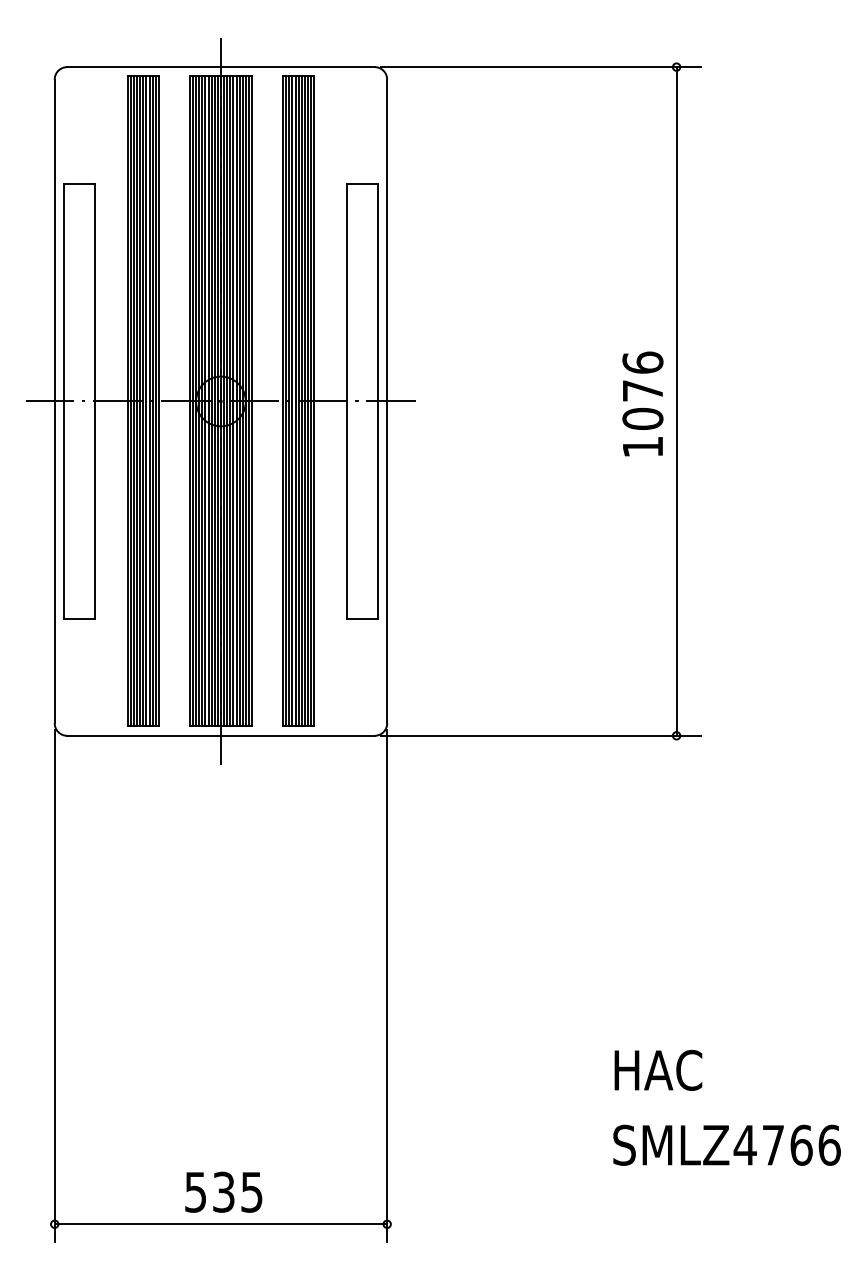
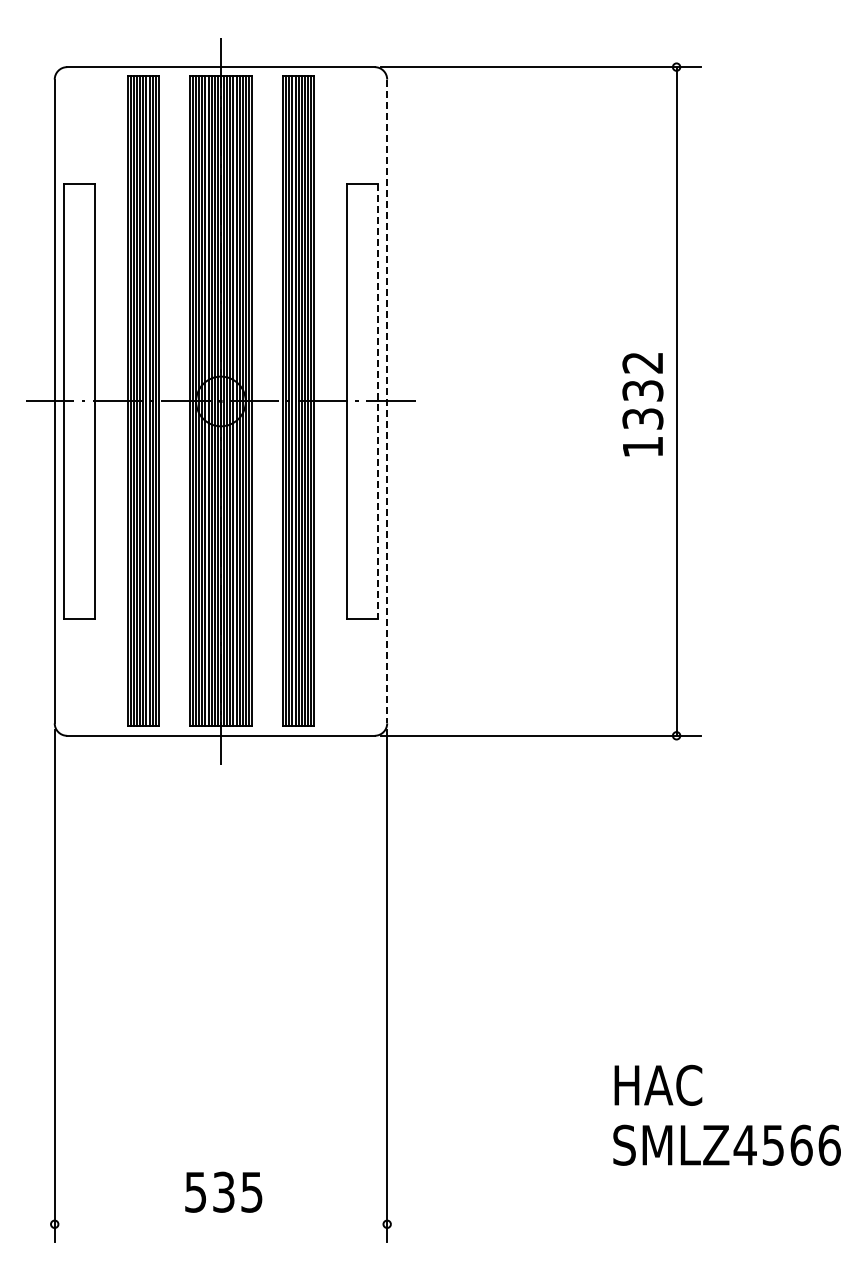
text: 1076 -> 1332 (642, 390)
line: solid -> dashed (377, 401)
line: solid -> dashed (387, 401)
text position: (658, 1069) -> (658, 1084) (658, 1084)
text: SMLZ4766 -> SMLZ4566 (772, 1145)
line: present -> none (220, 1224)
